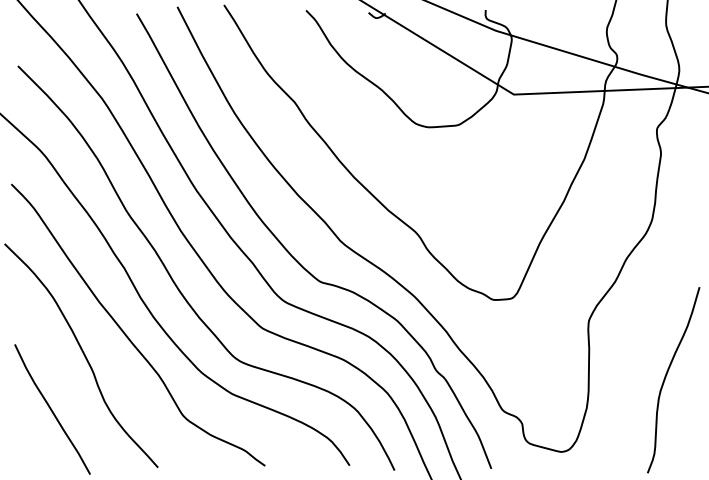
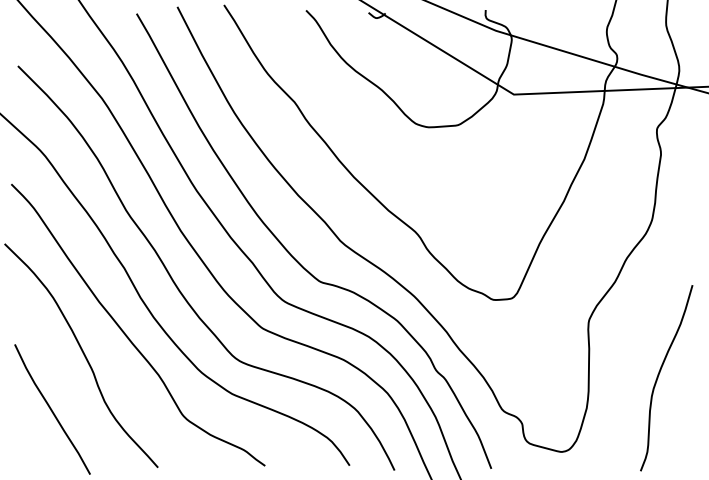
curve position: (666, 377) -> (659, 375) (659, 375)
